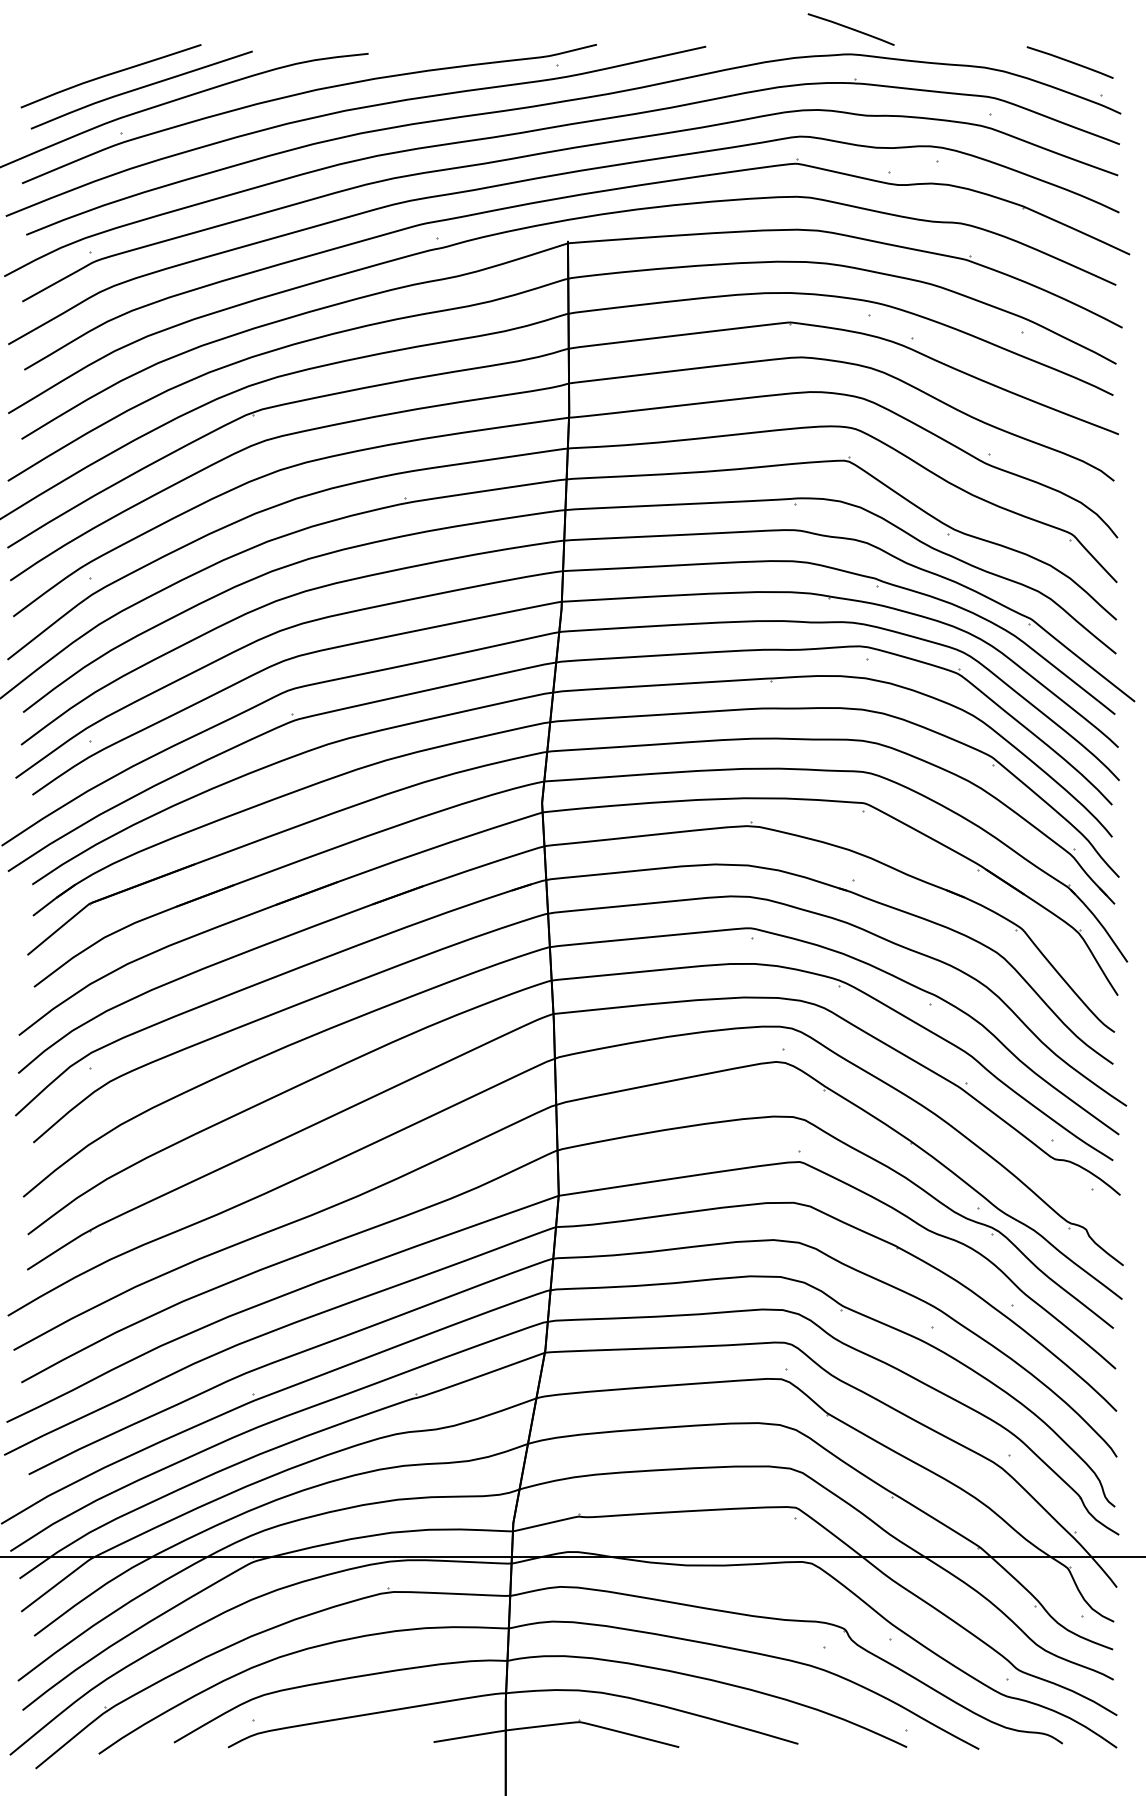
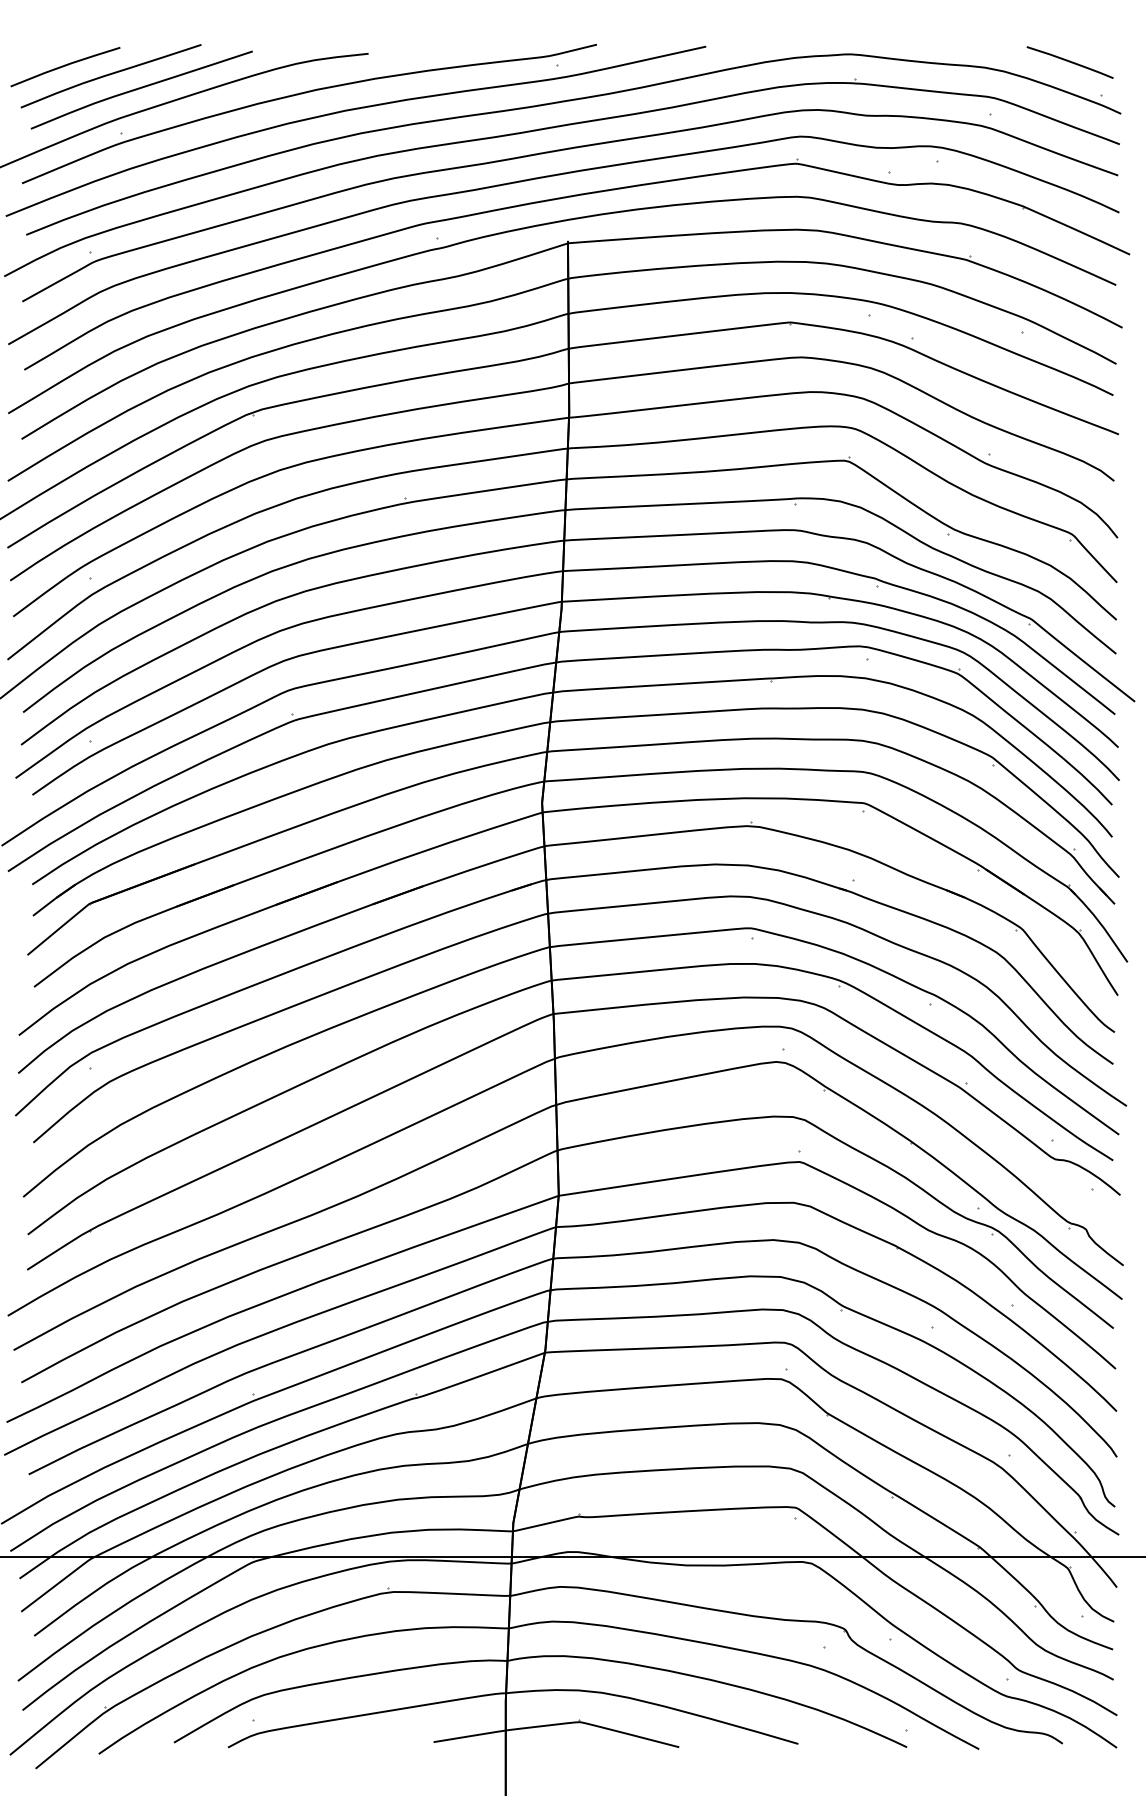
line: present -> none (850, 29)
line: none -> present (65, 66)
